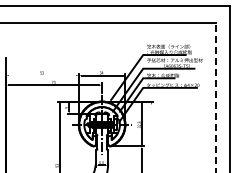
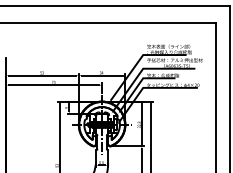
line: none -> present (42, 75)
line: dashed -> solid (215, 98)
line: none -> present (151, 136)
